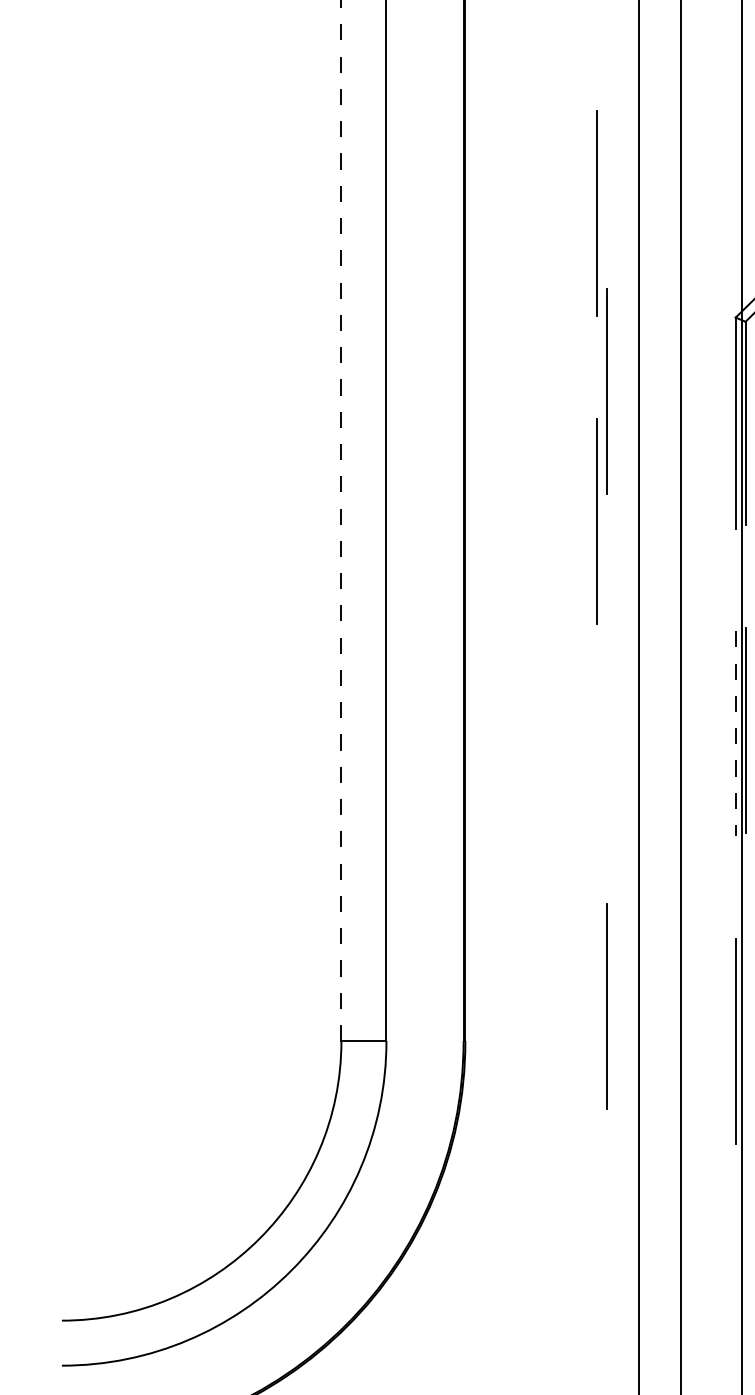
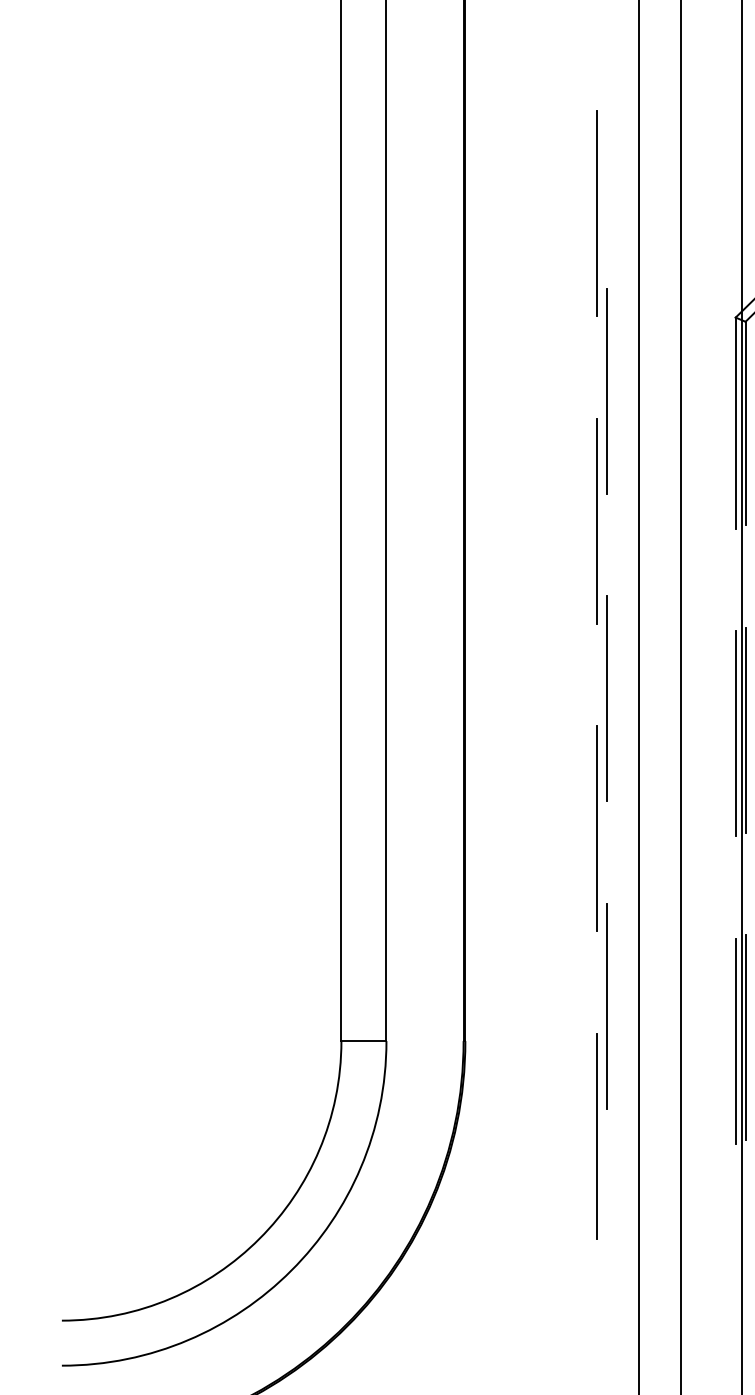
line: dashed -> solid (341, 521)
line: none -> present (606, 698)
line: dashed -> solid (735, 734)
line: none -> present (596, 828)
line: none -> present (745, 1037)
line: none -> present (596, 1135)
